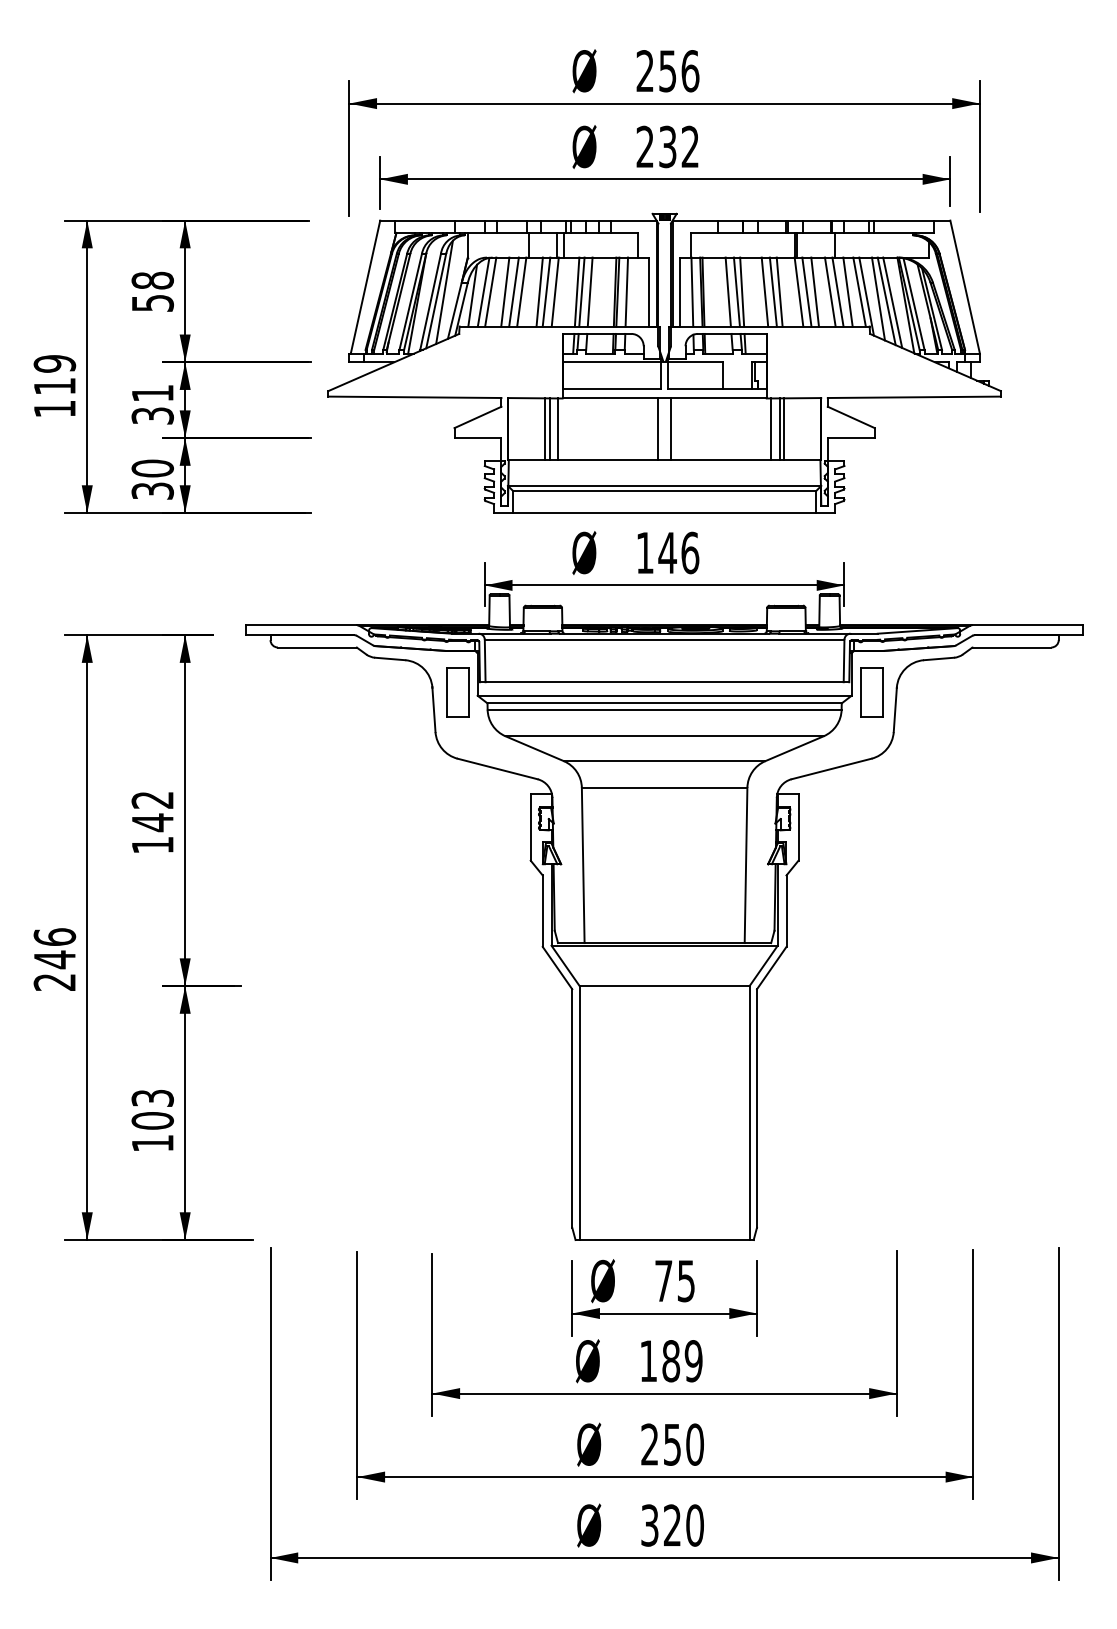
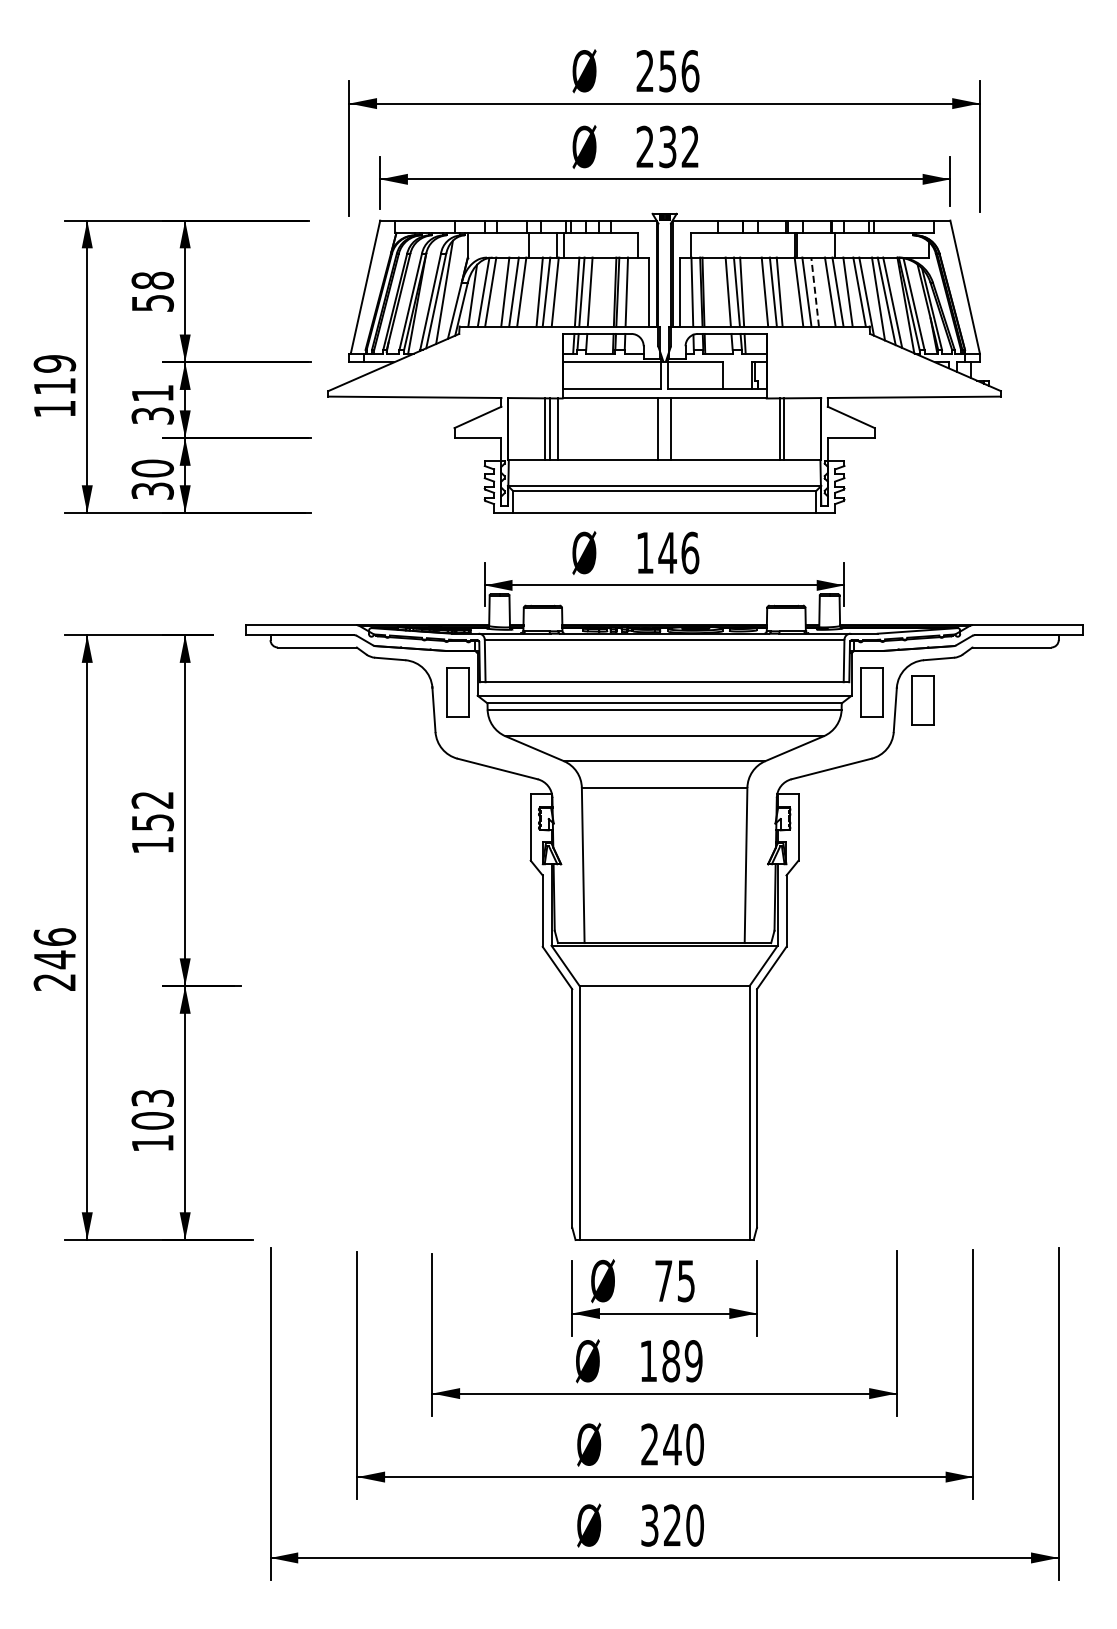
line: solid -> dashed (815, 292)
line: present -> none (770, 429)
part: none -> present (922, 700)
text: 142 -> 152 (153, 822)
text: 250 -> 240 (672, 1444)
